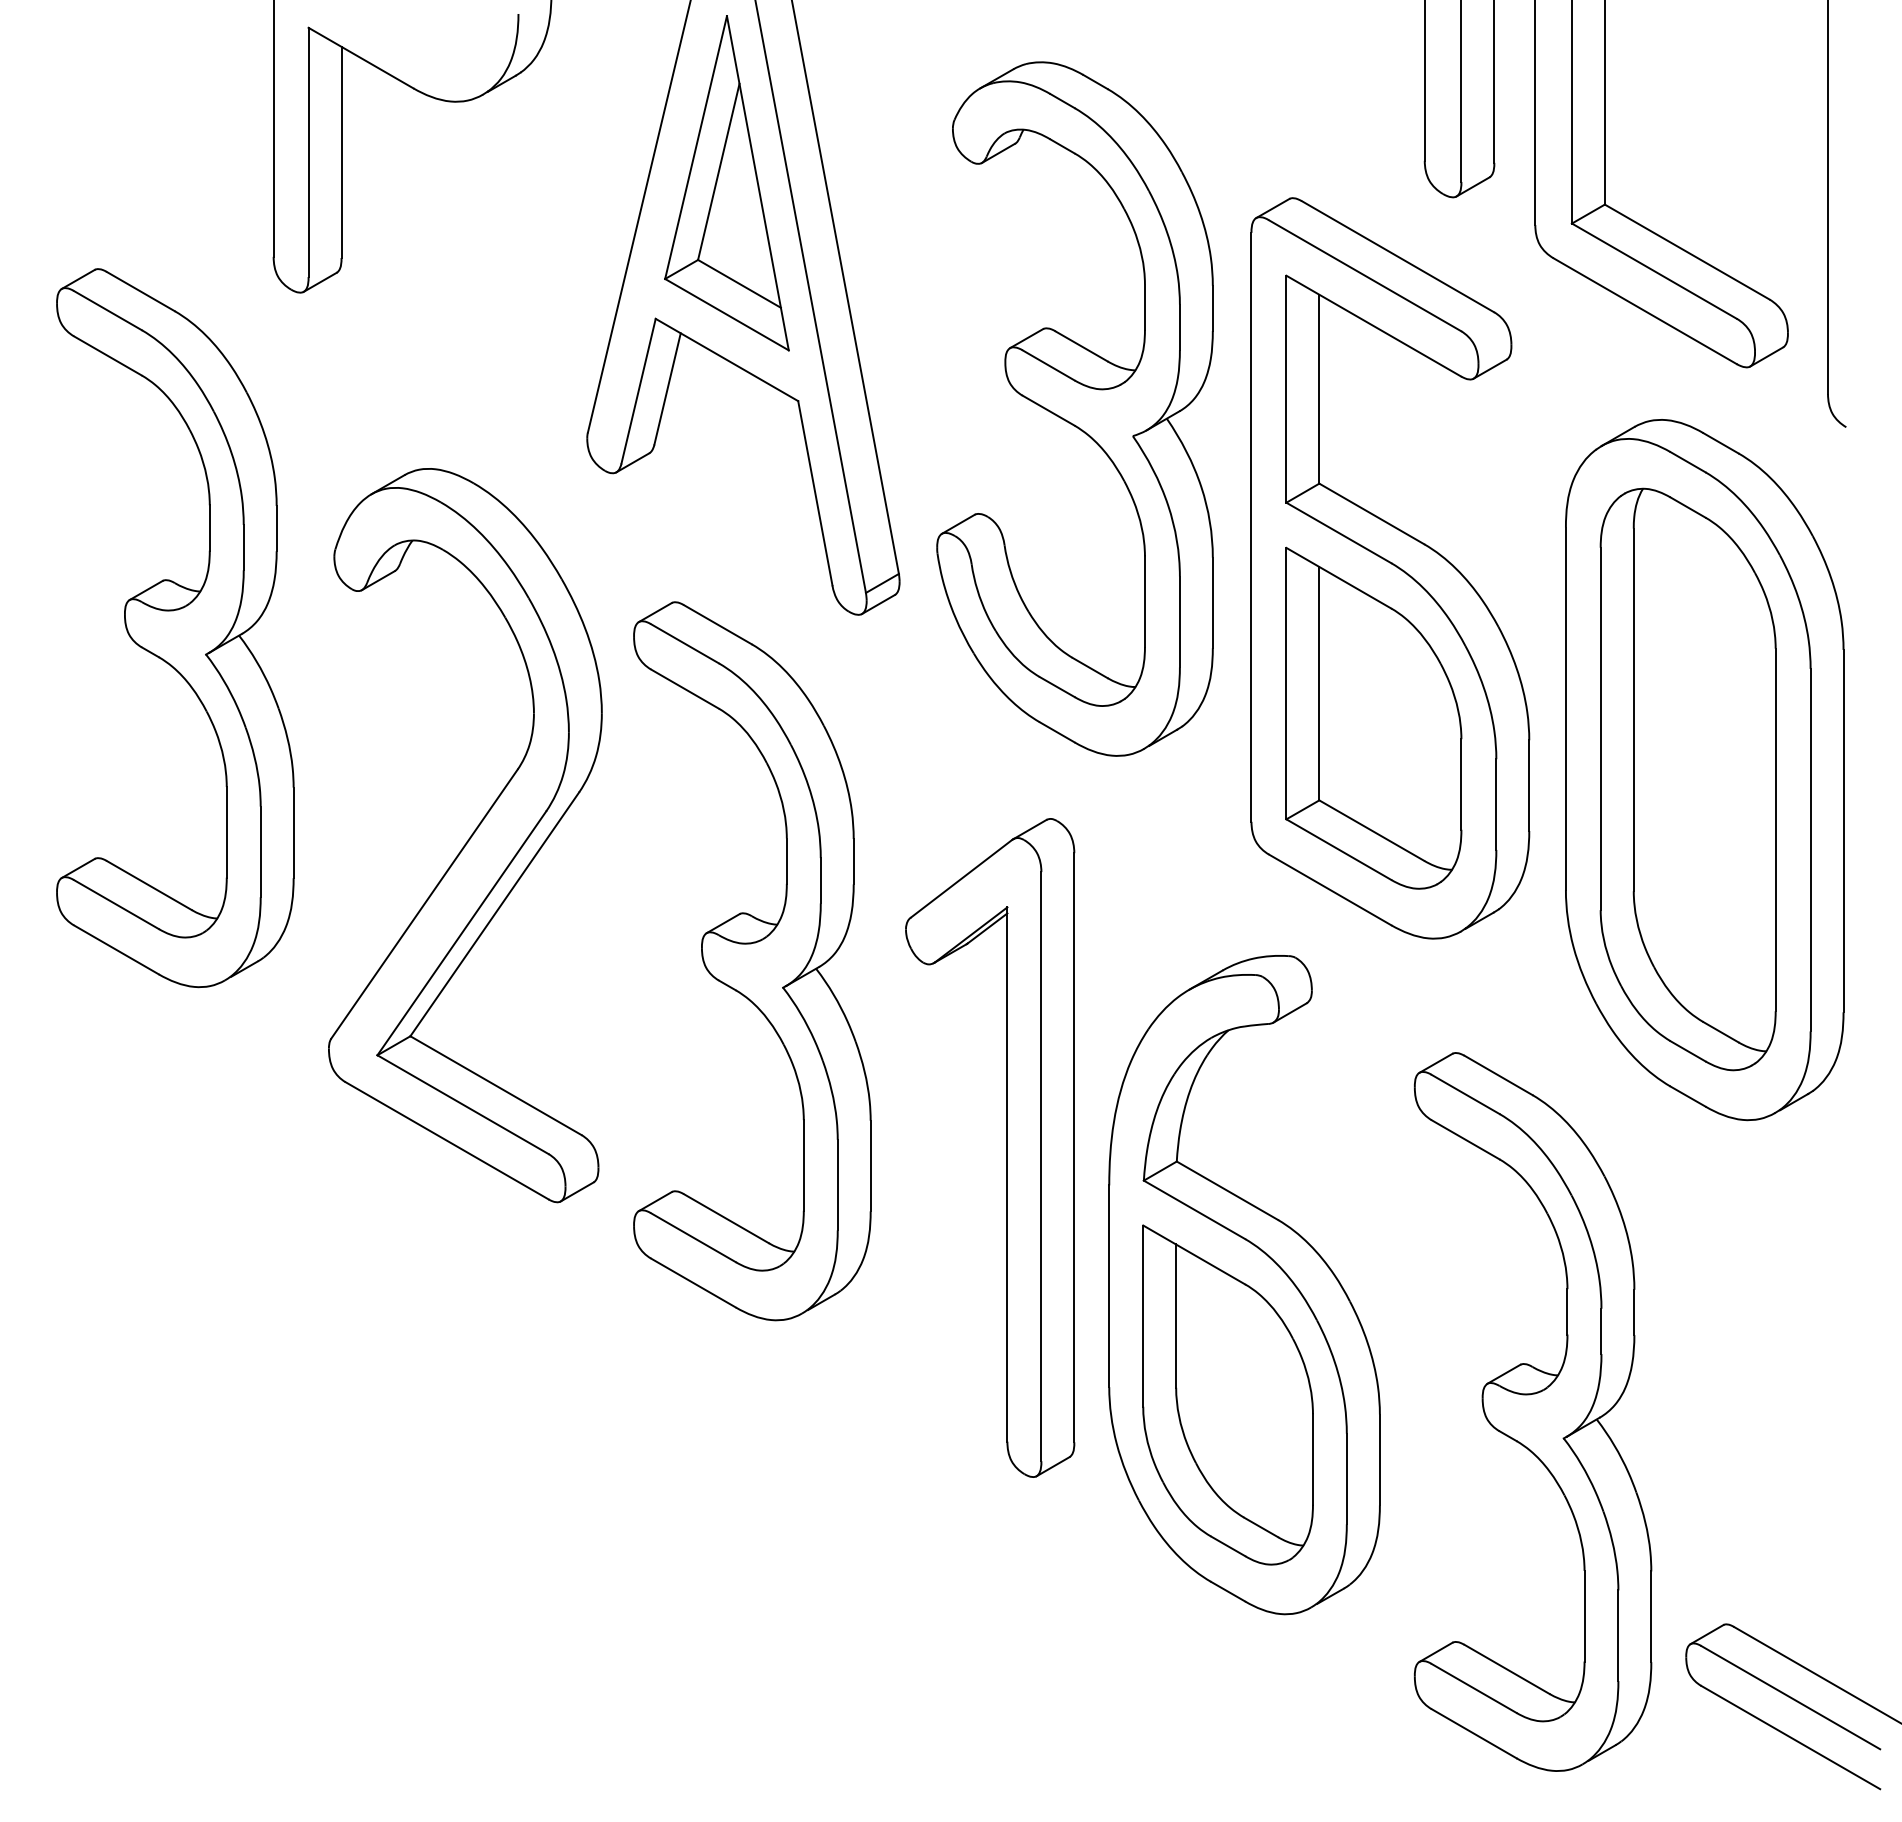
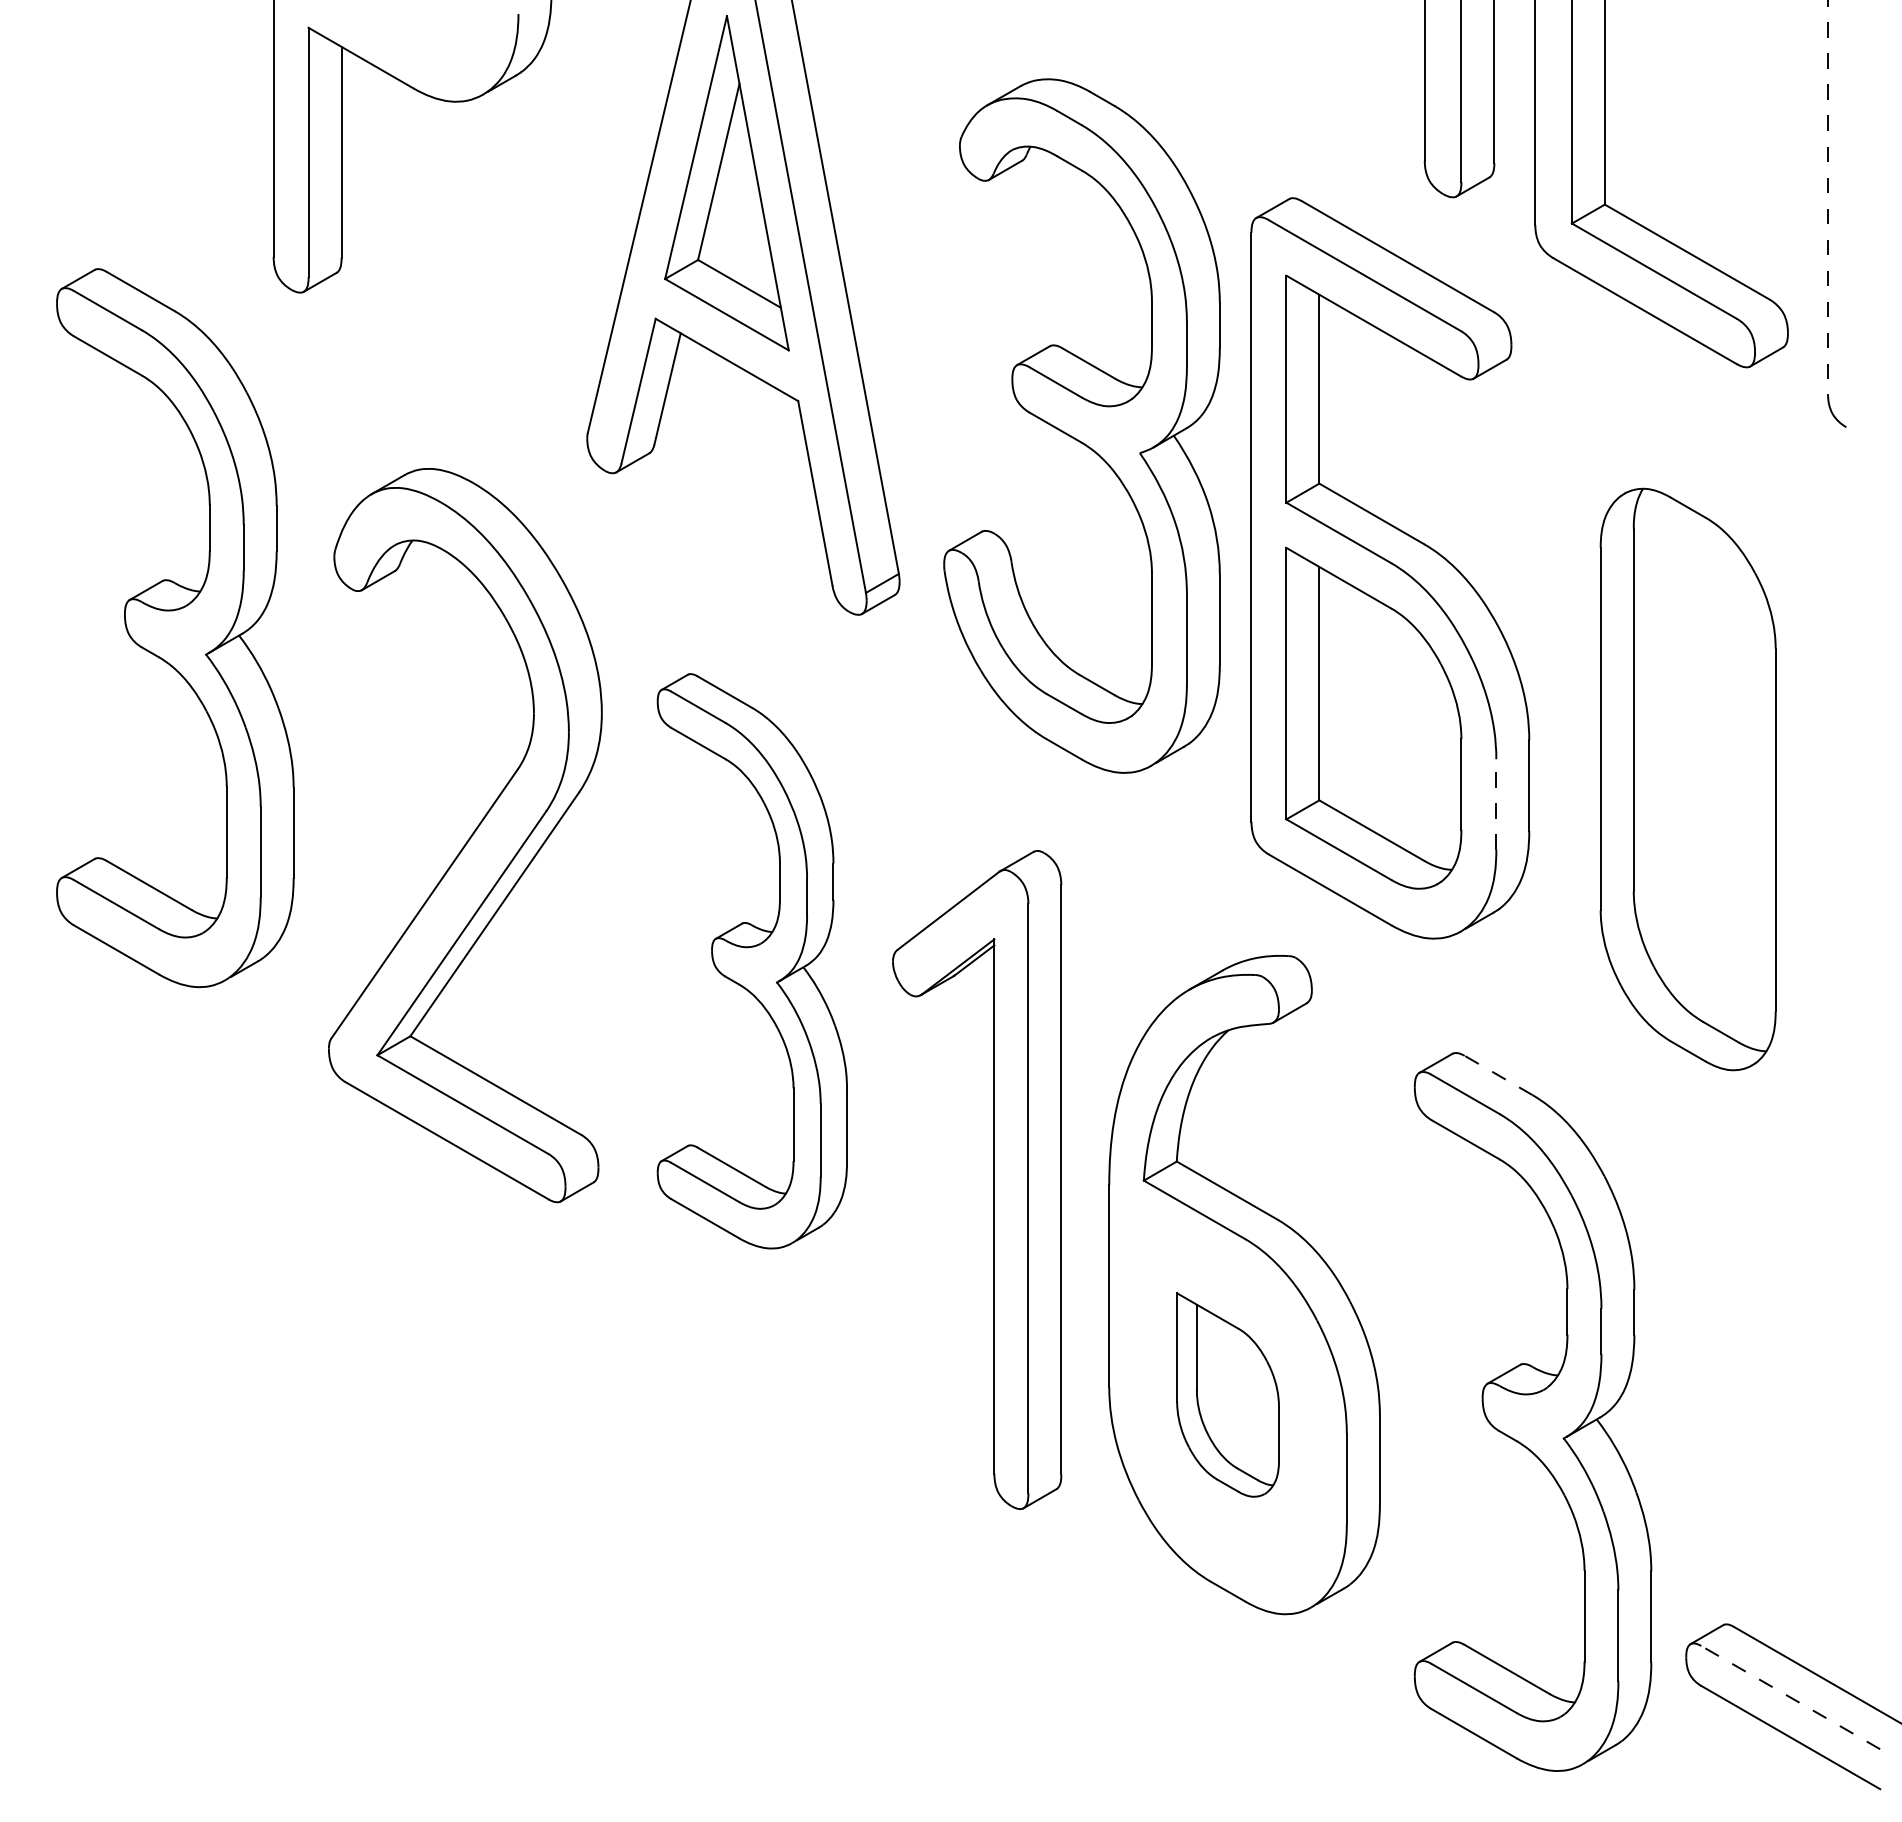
line: solid -> dashed (1828, 197)
part position: (1074, 408) -> (1081, 425) (1081, 425)
part: present -> none (1704, 770)
line: solid -> dashed (1496, 804)
part size: 239x721 px -> 192x577 px (751, 961)
line: solid -> dashed (1498, 1075)
part position: (1006, 1147) -> (993, 1179) (993, 1179)
part size: 172x342 px -> 104x206 px (1227, 1394)
line: solid -> dashed (1790, 1697)
